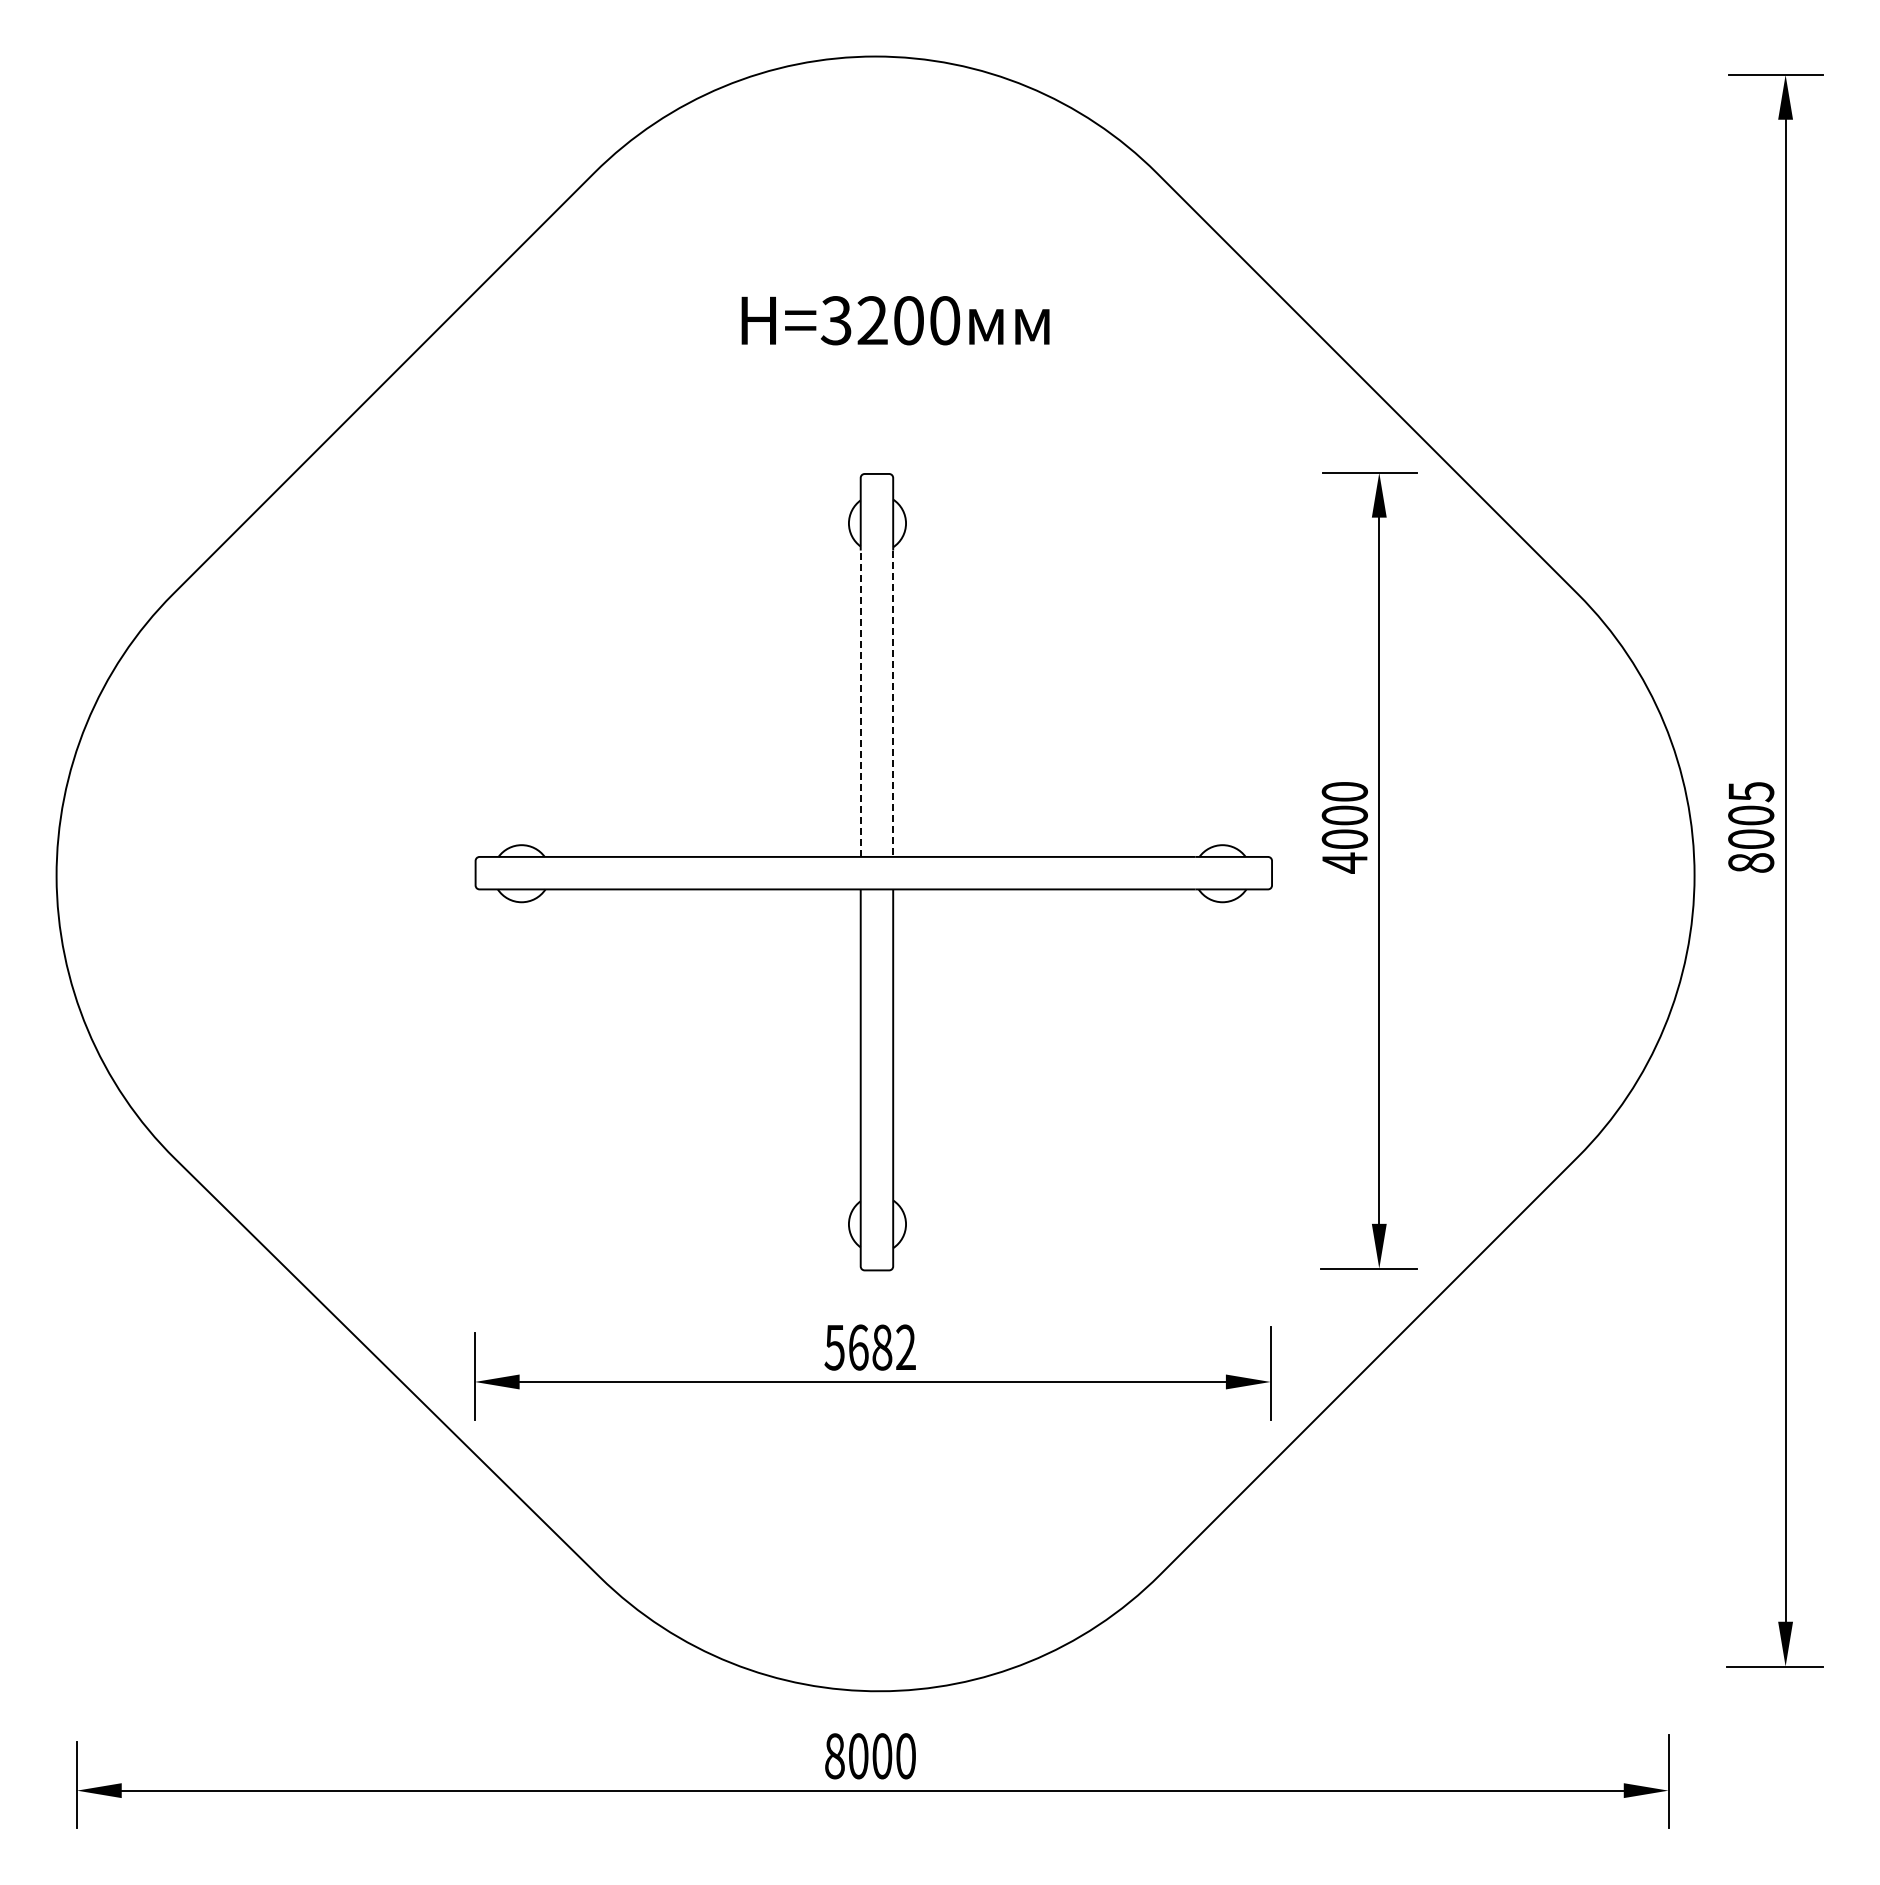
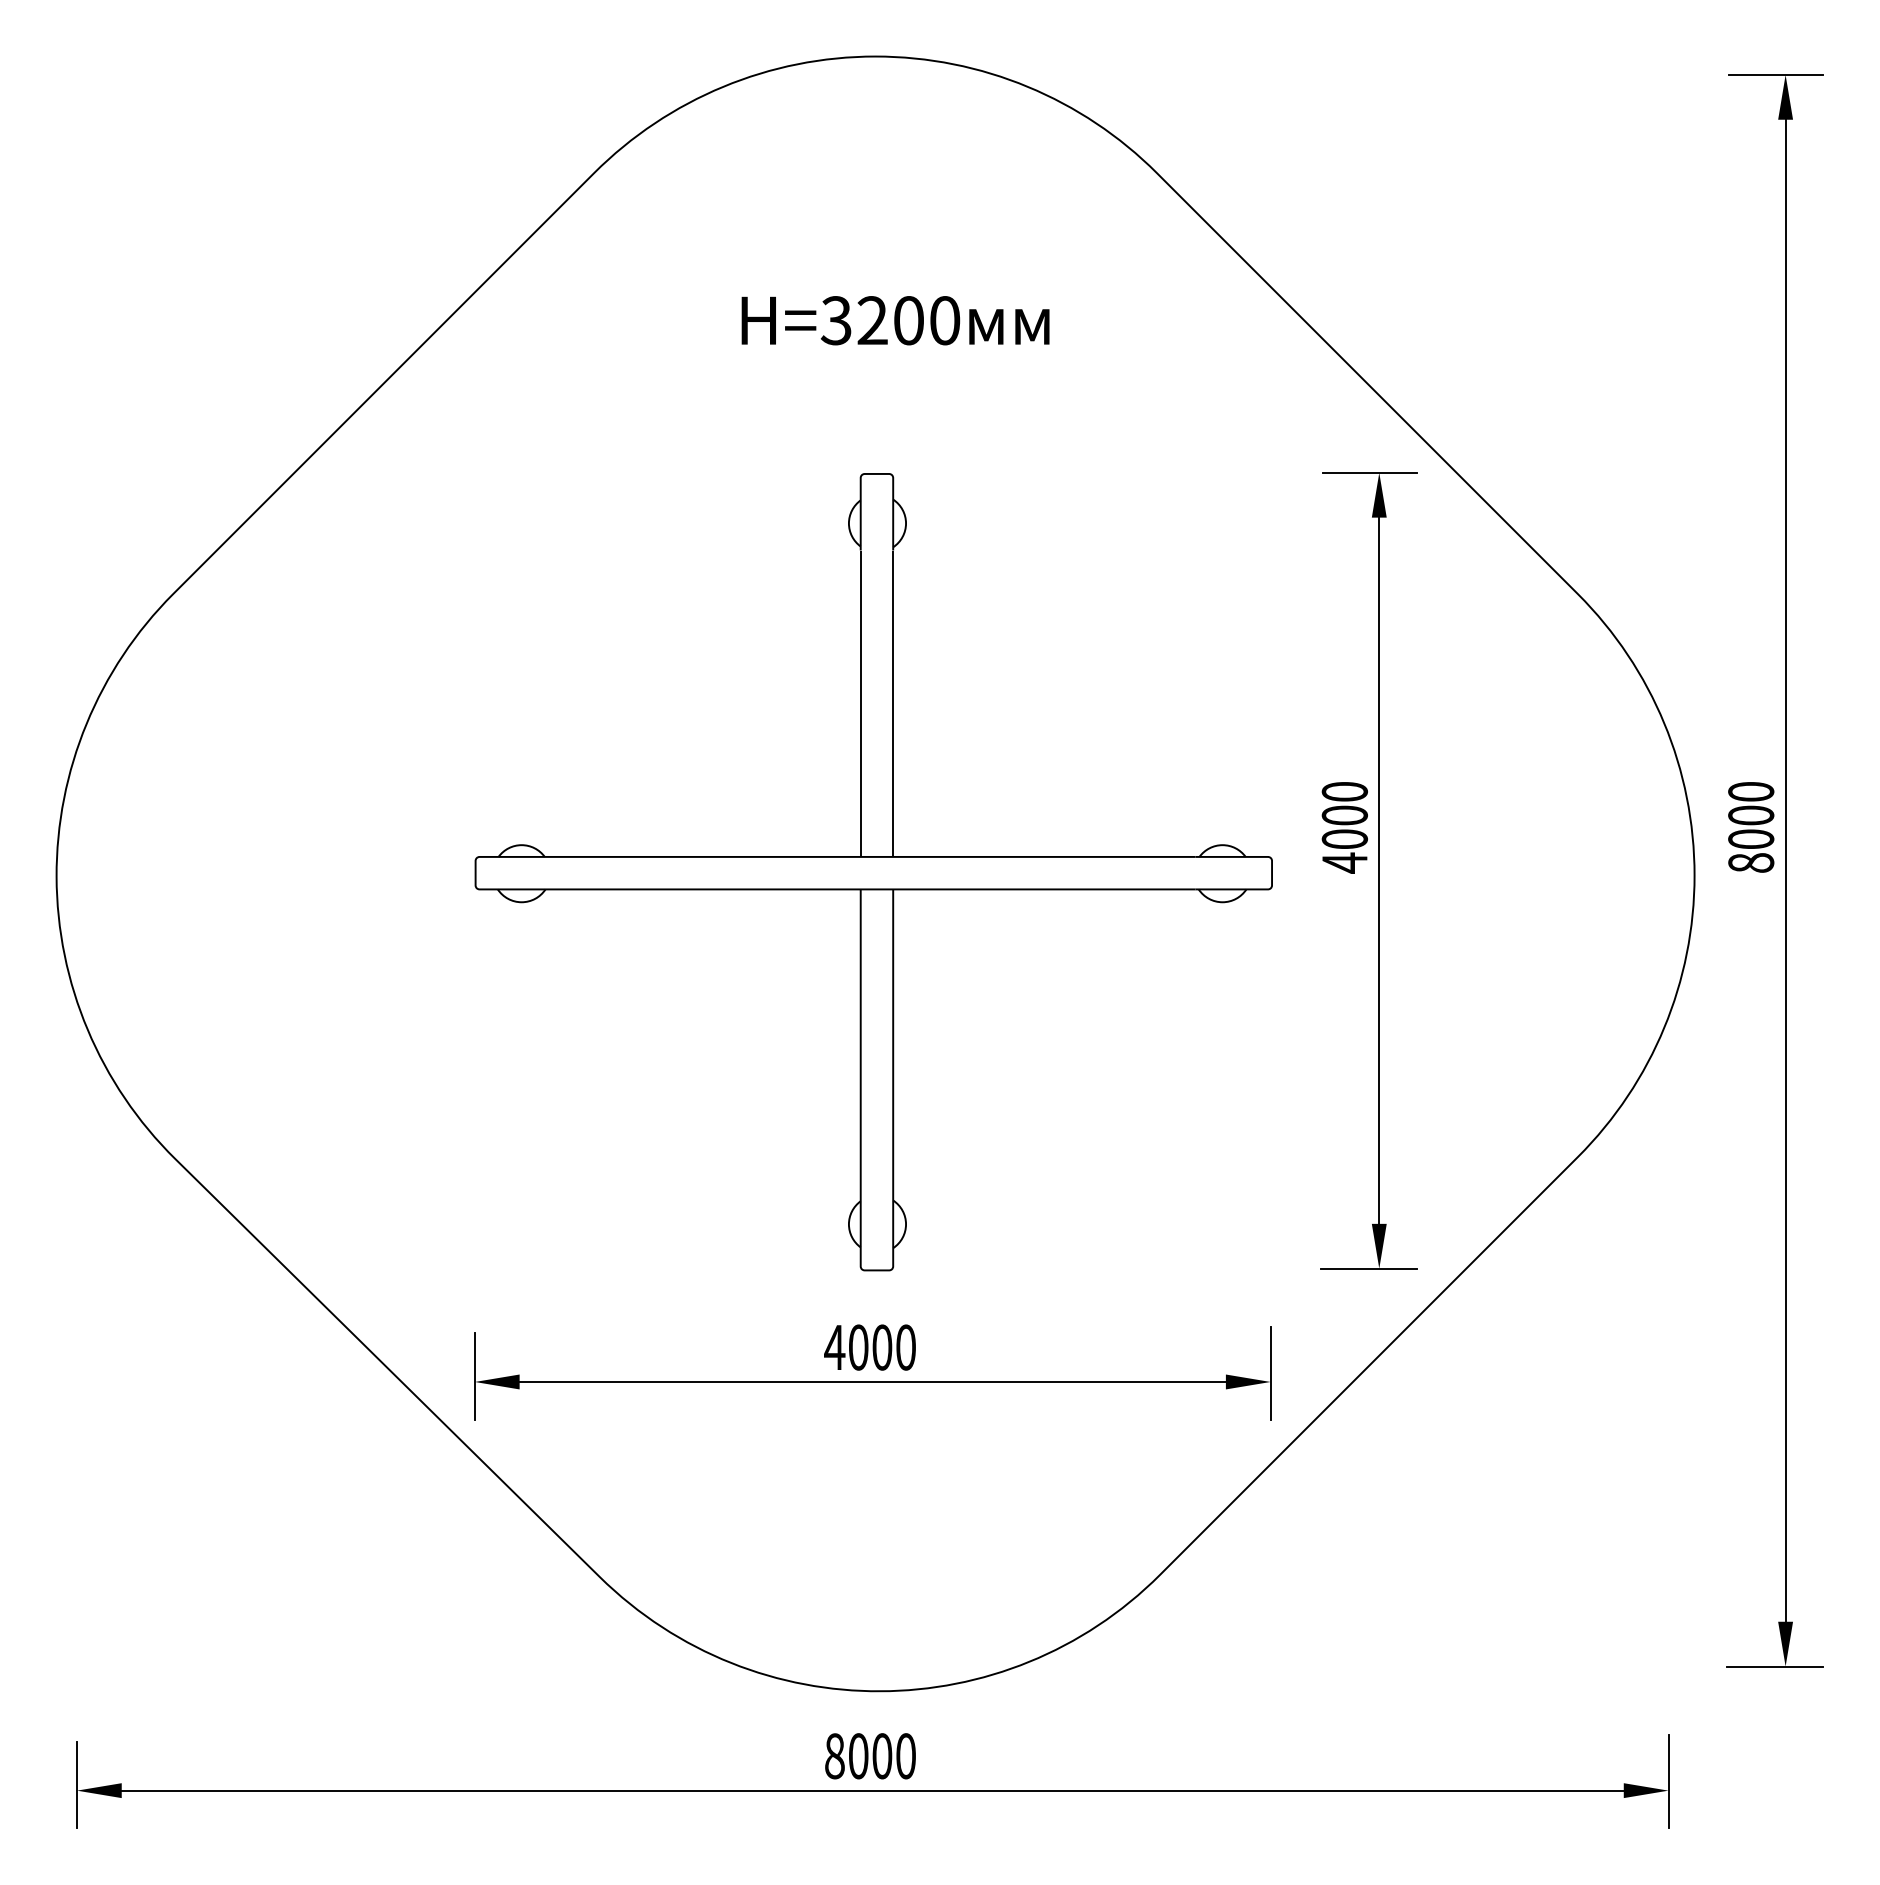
line: dashed -> solid (860, 703)
line: dashed -> solid (893, 704)
text: 8005 -> 8000 (1751, 792)
text: 5682 -> 4000 (869, 1347)
